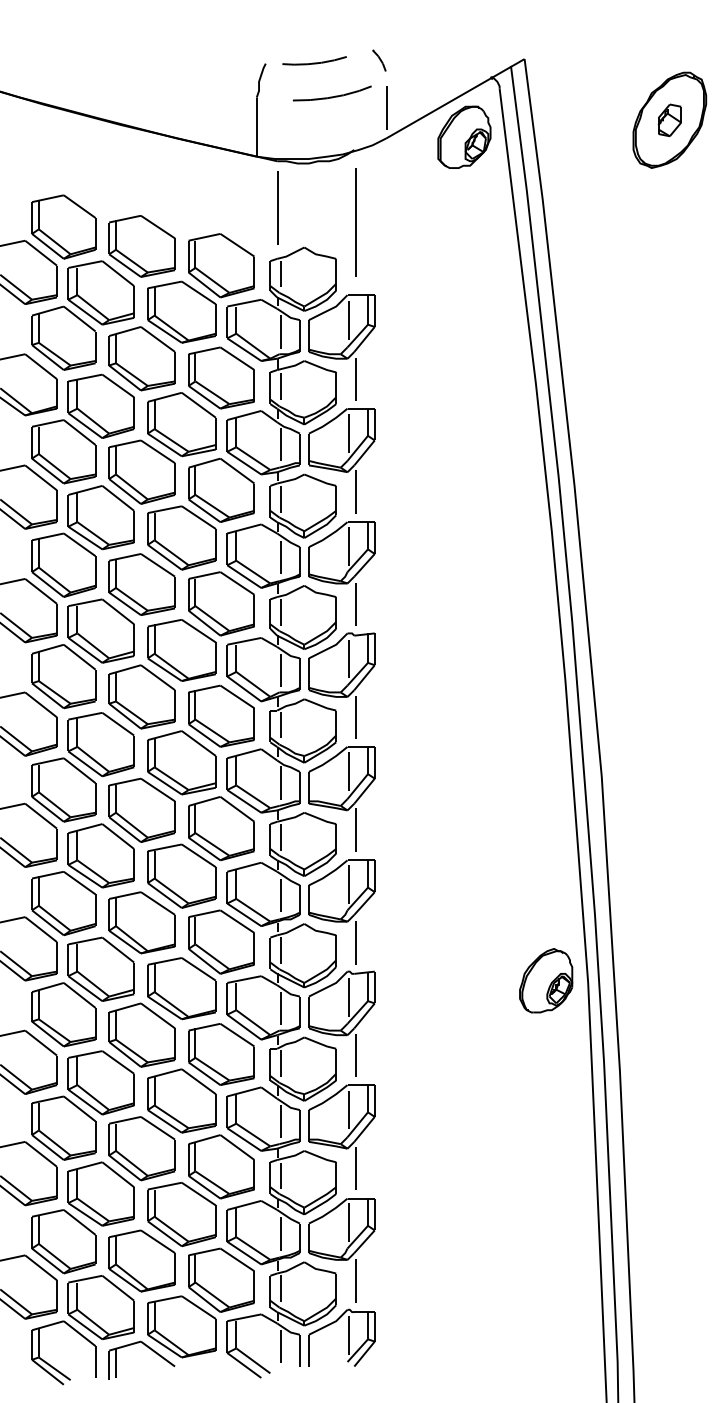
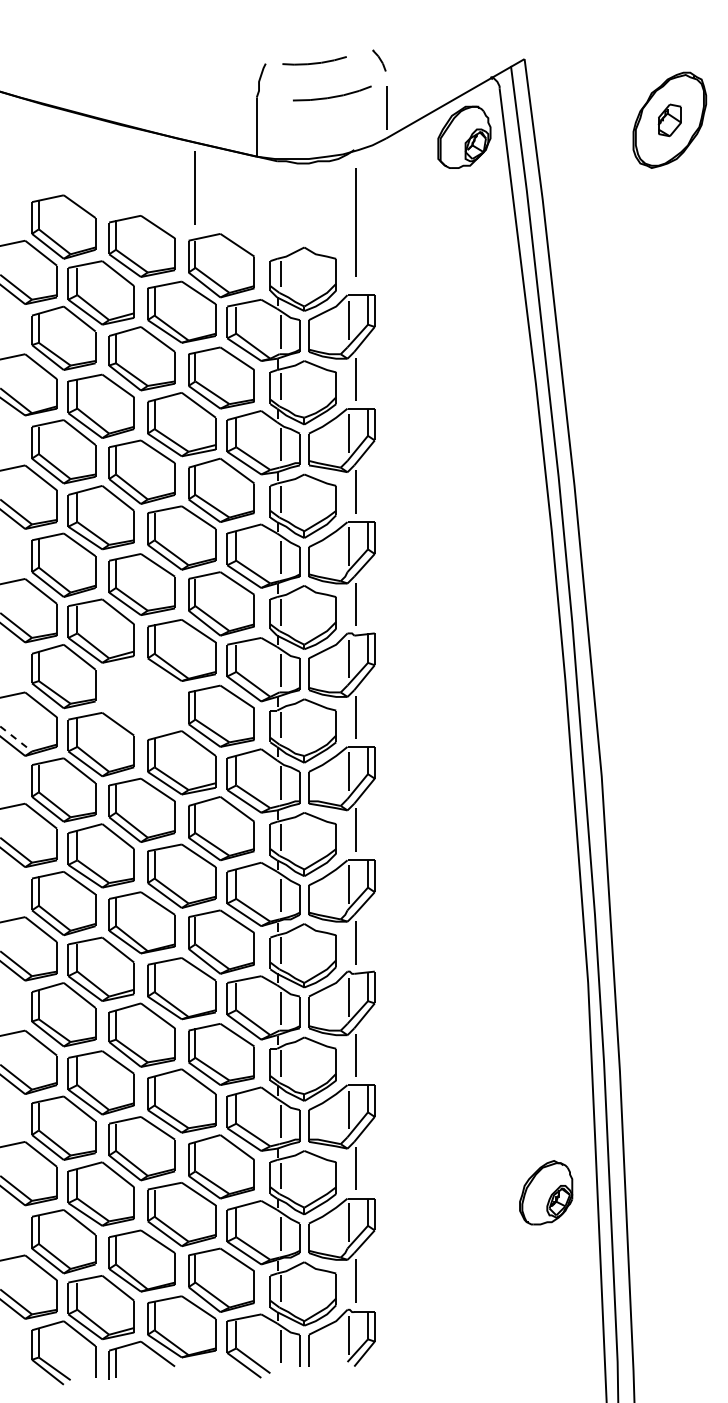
line position: (277, 207) -> (194, 187) (194, 187)
part: present -> none (141, 696)
line: solid -> dashed (16, 739)
part position: (546, 980) -> (546, 1192) (546, 1192)
